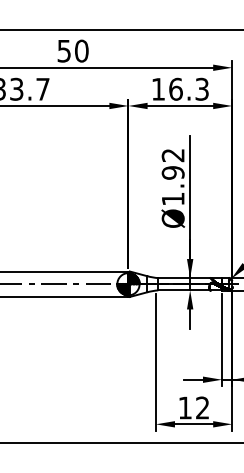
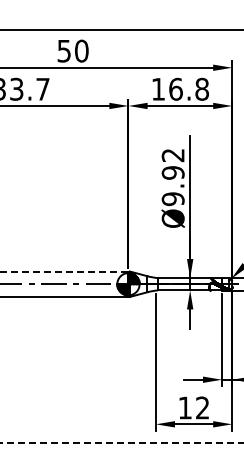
text: 16.3 -> 16.8 (202, 88)
text: Ø1.92 -> Ø9.92 (172, 199)
line: solid -> dashed (63, 271)
line: solid -> dashed (122, 443)
